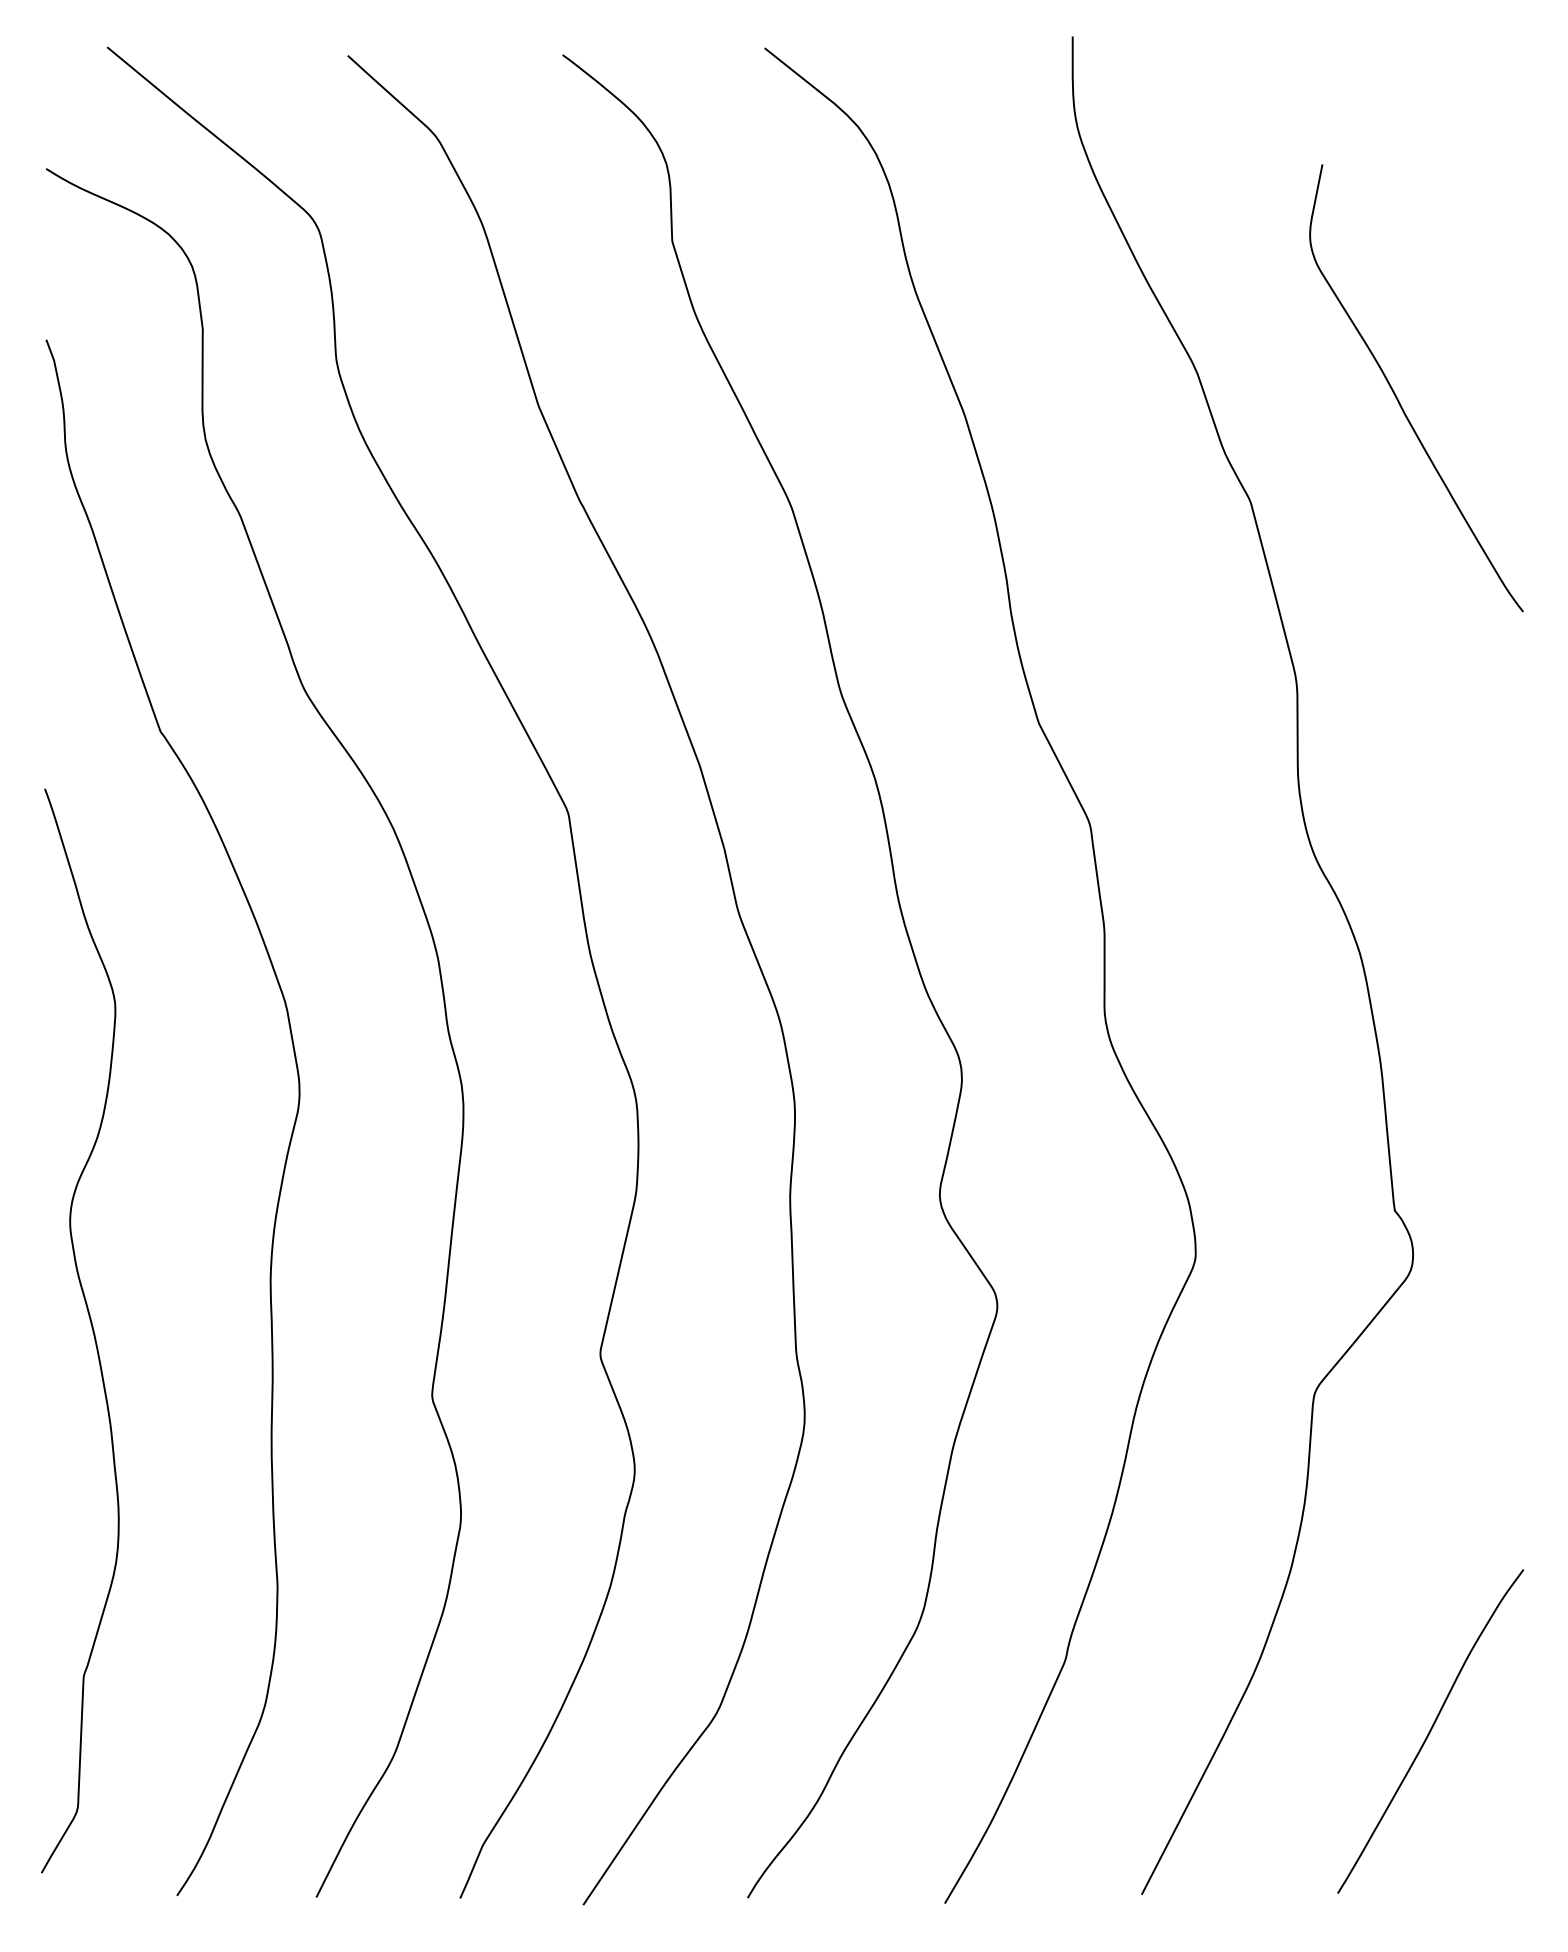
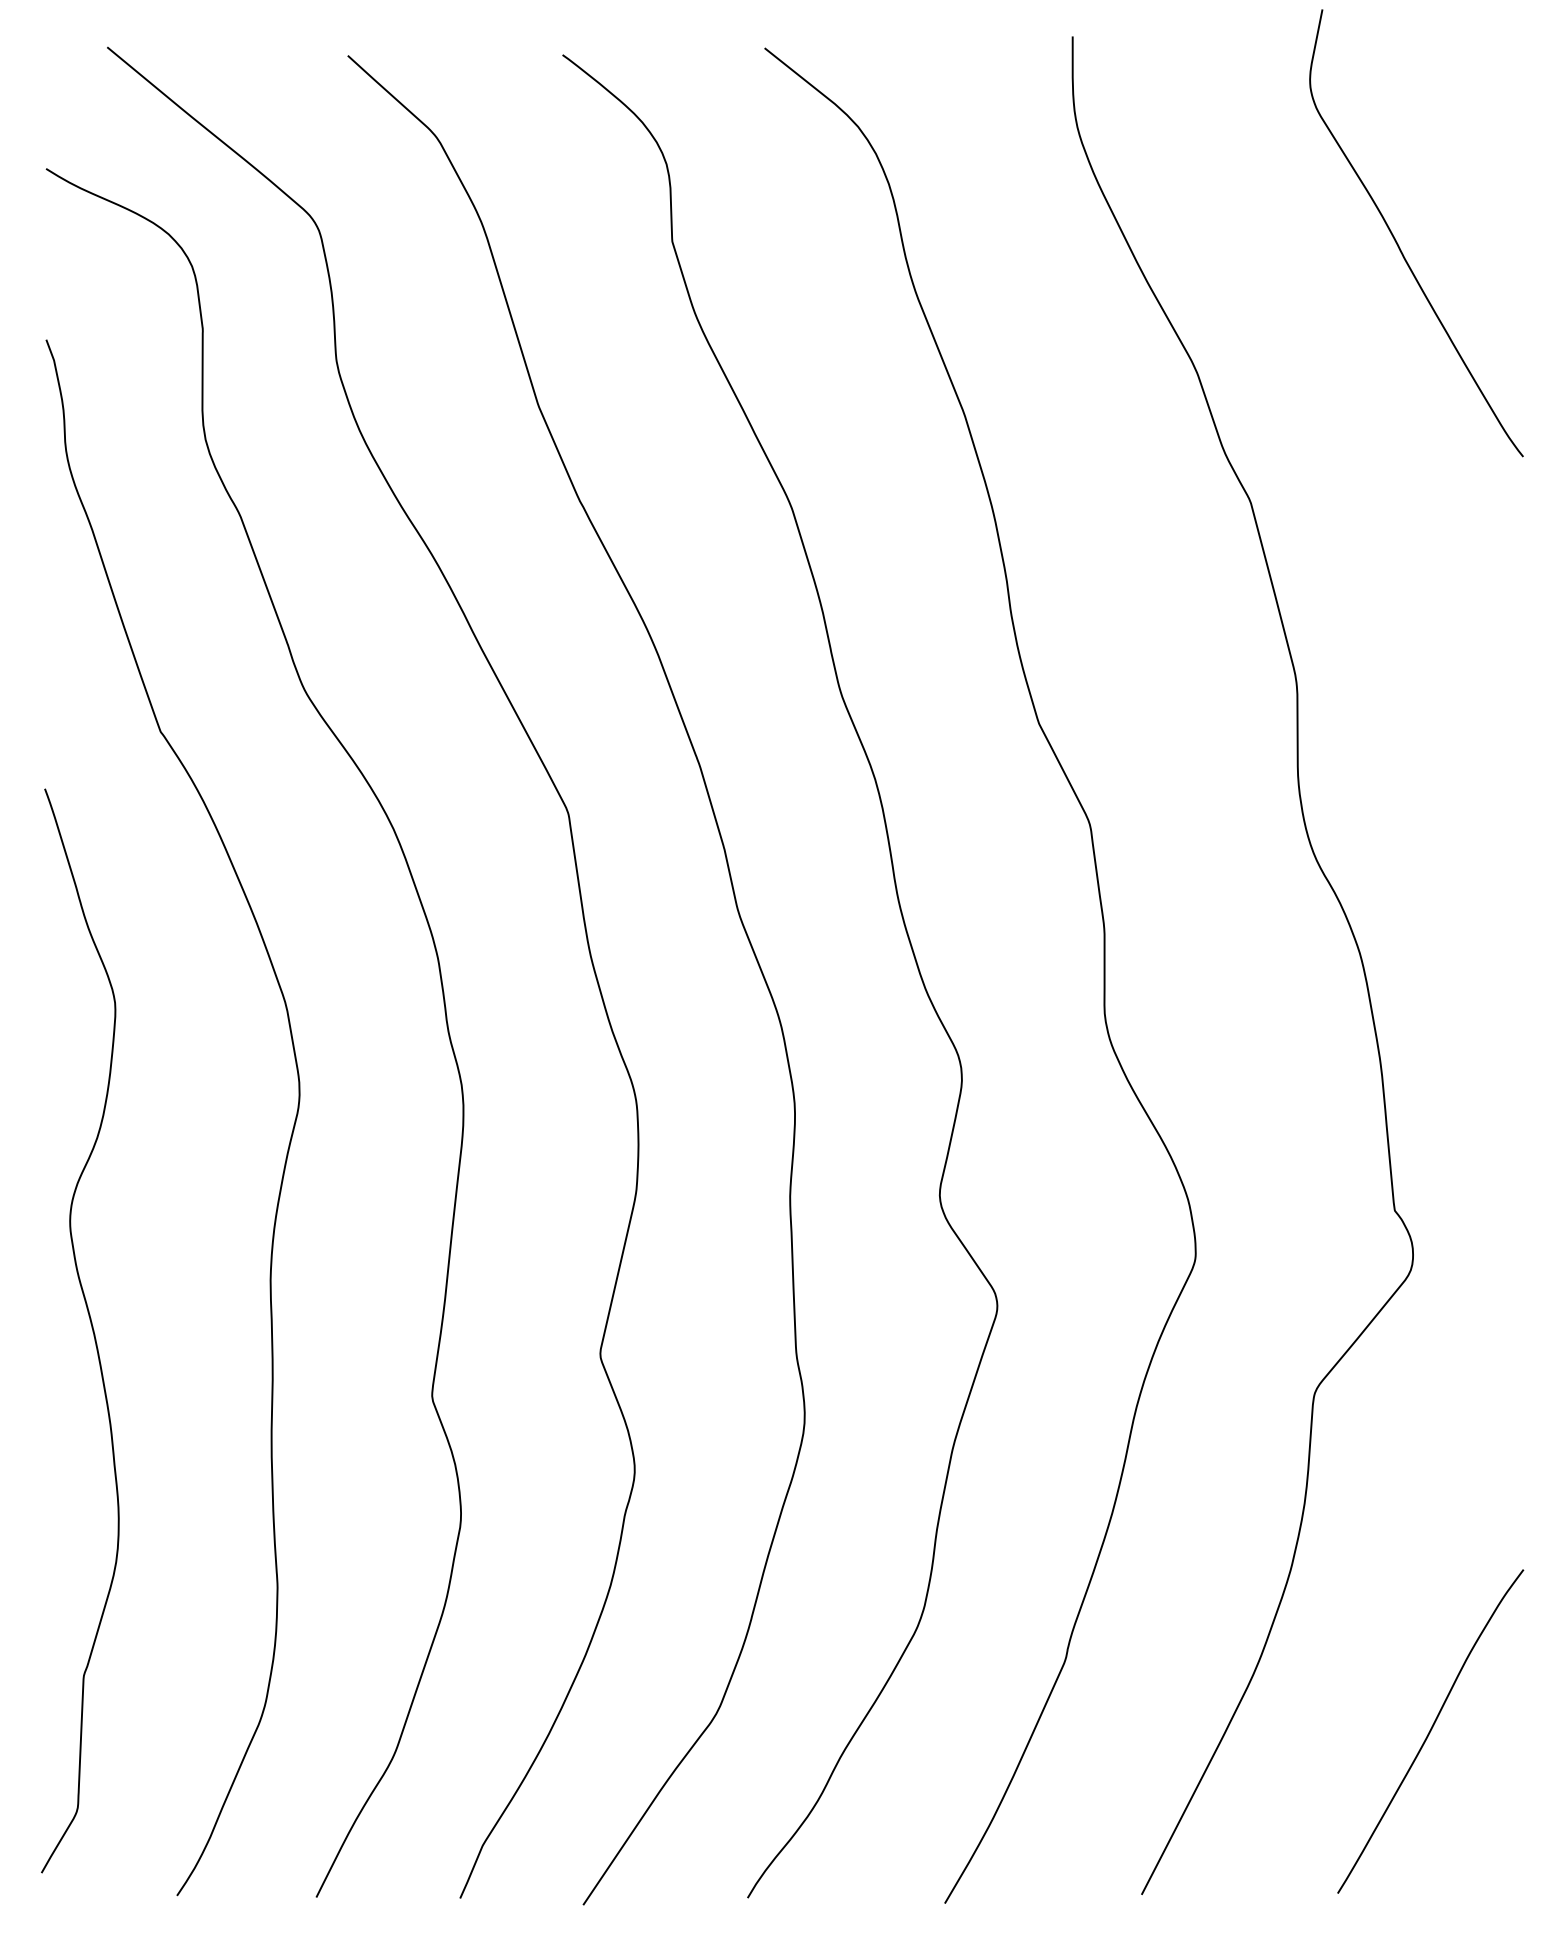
curve position: (1398, 398) -> (1398, 243) (1398, 243)
